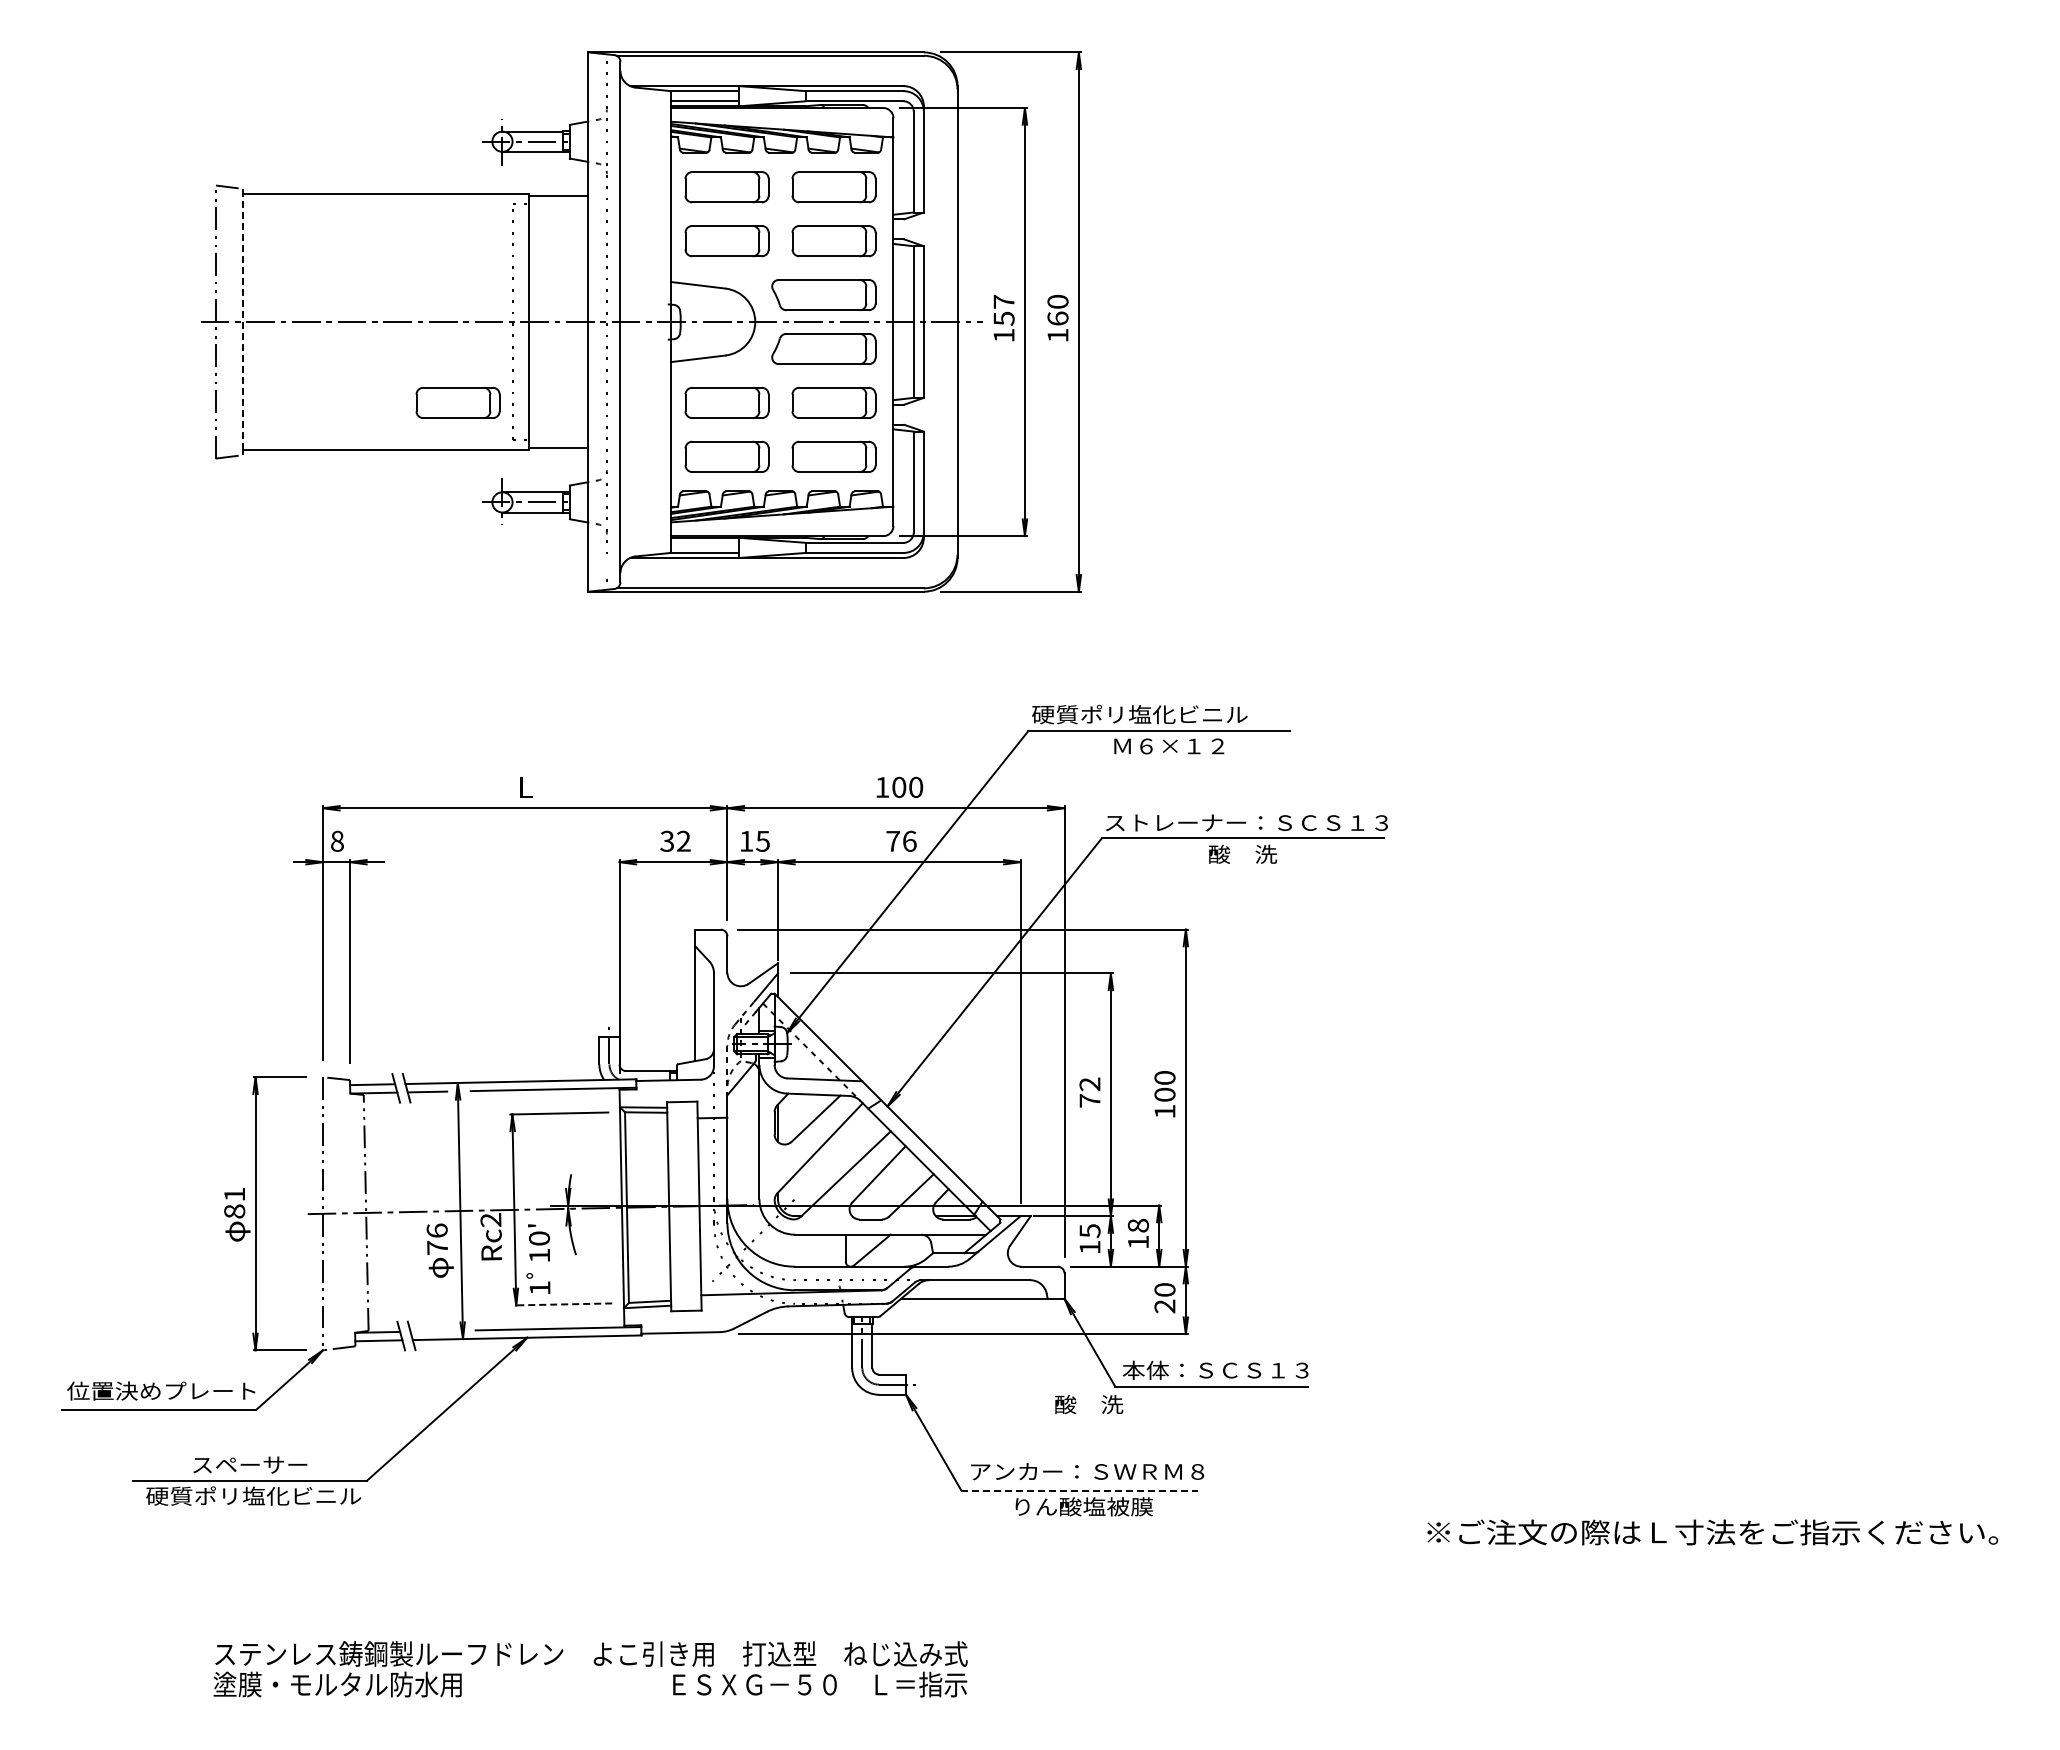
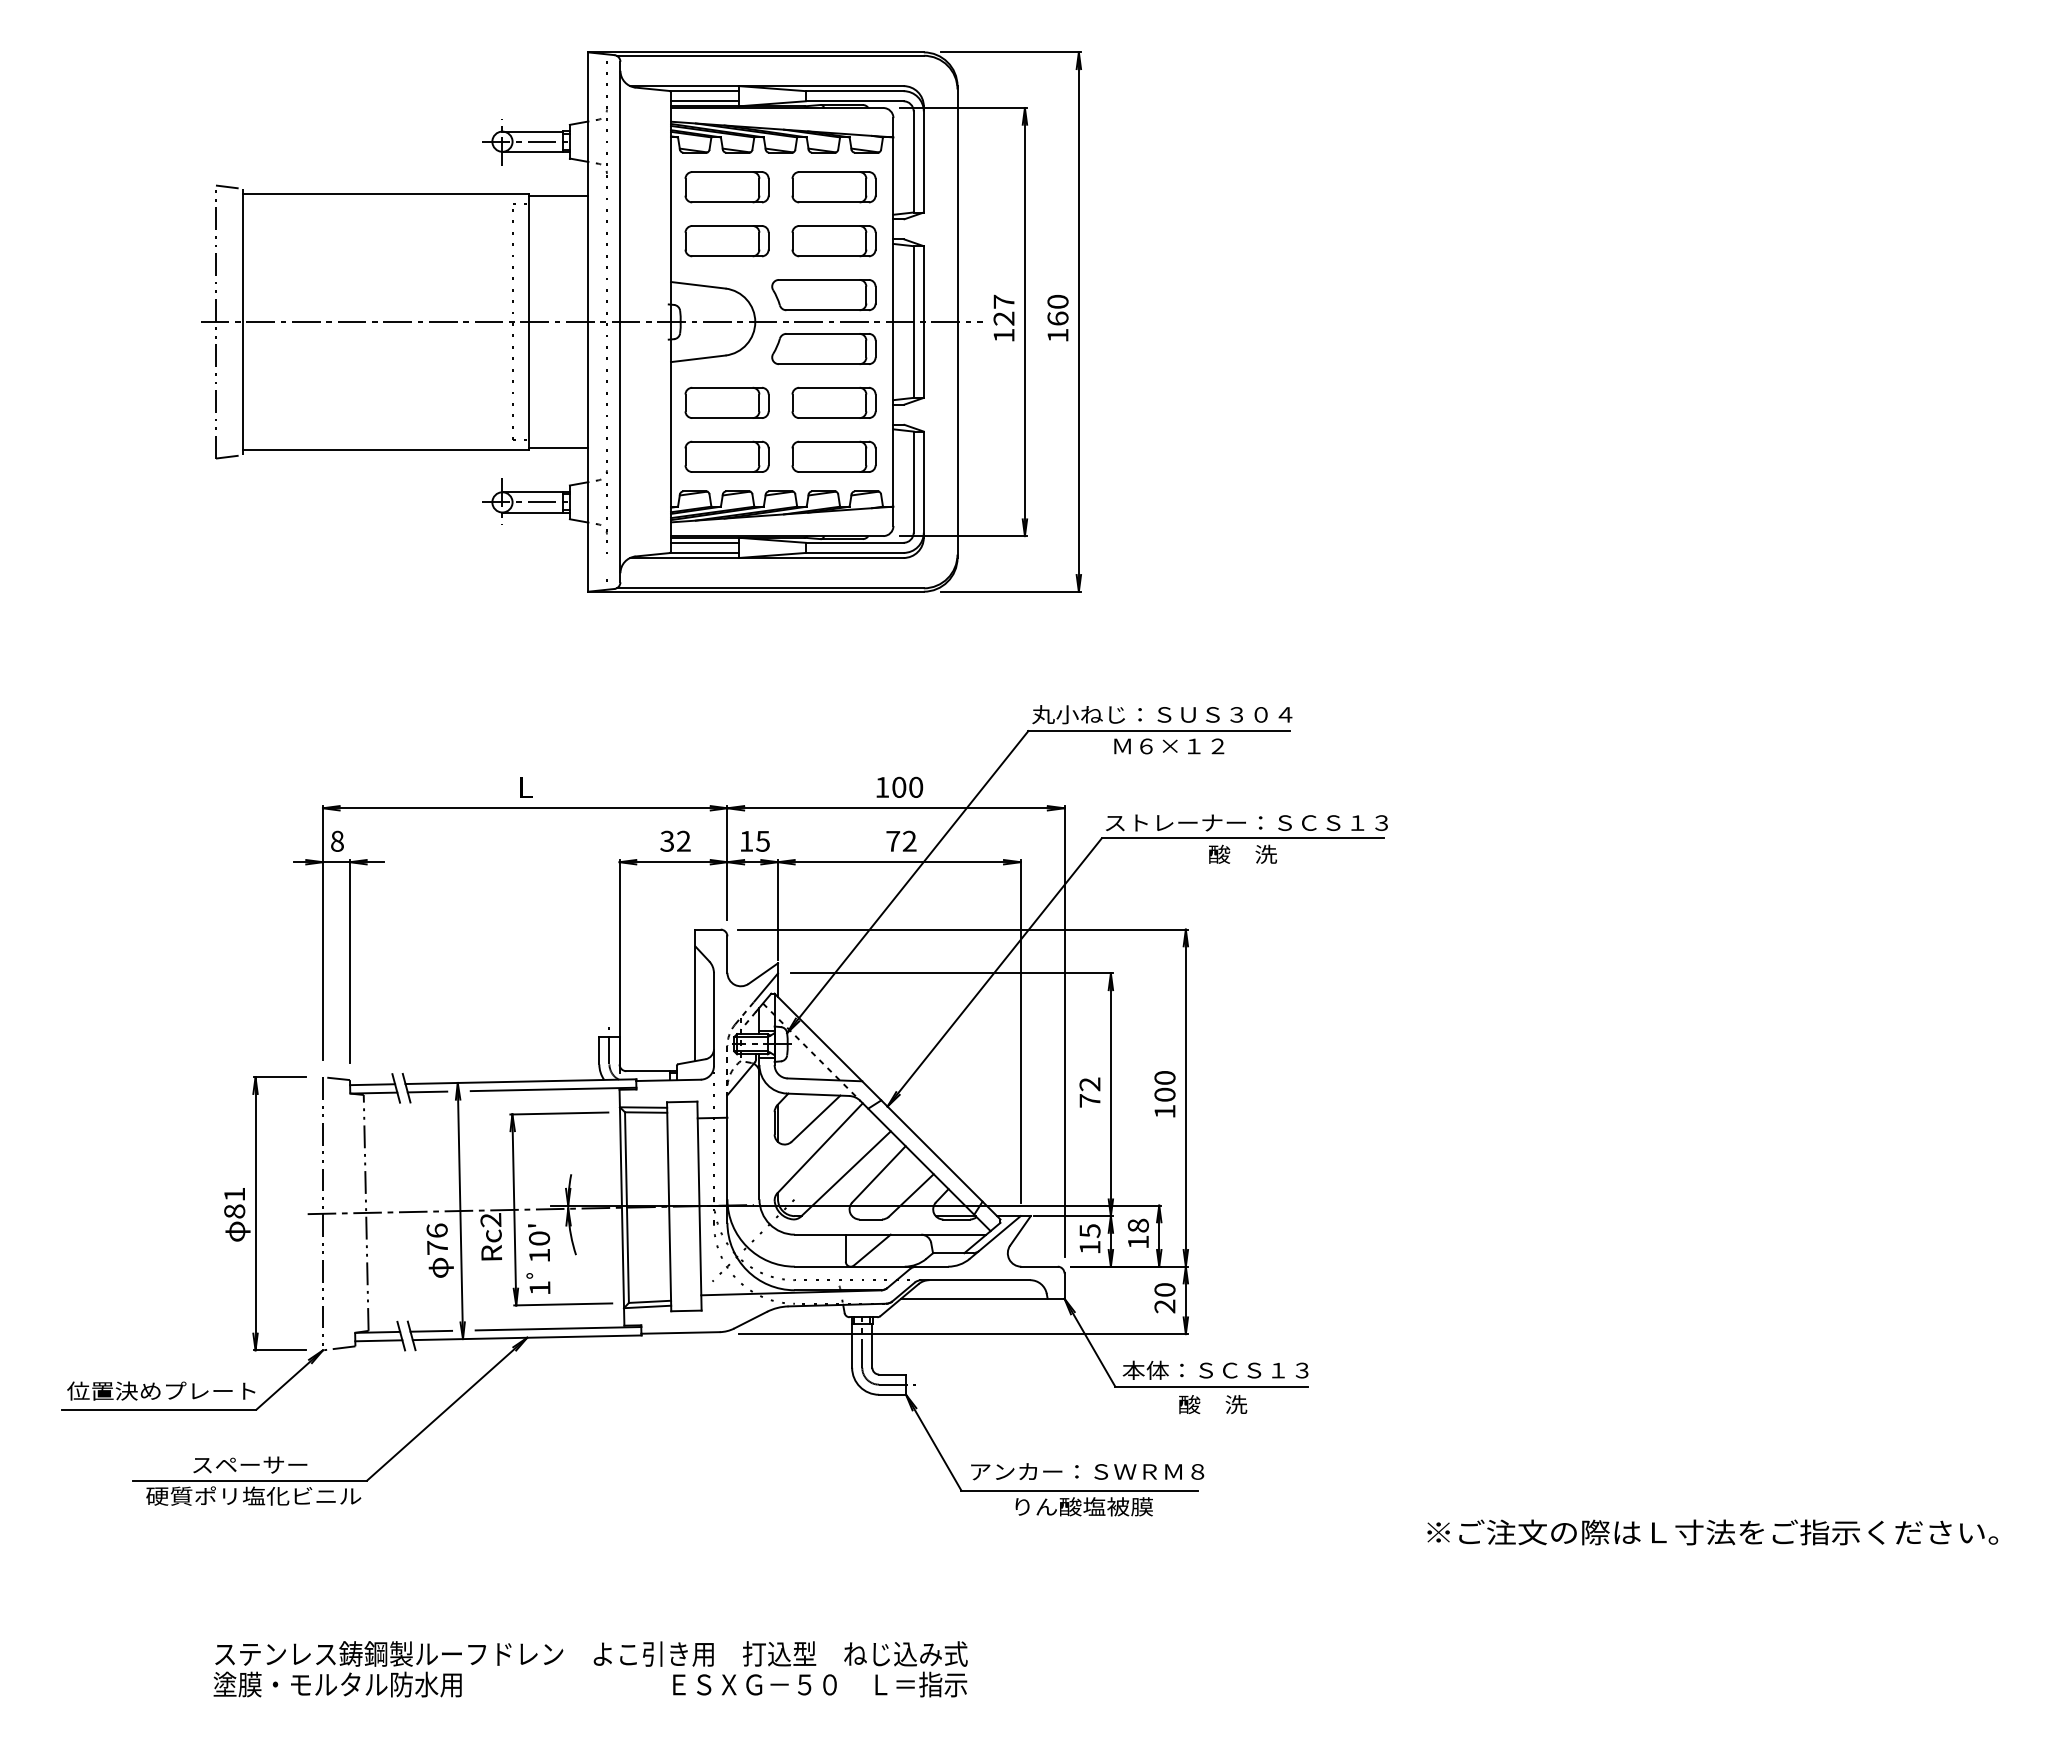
text: 157 -> 127 (1003, 318)
line: dashed -> solid (242, 321)
part: present -> none (457, 402)
line: none -> present (704, 542)
text: 硬質ポリ塩化ビニル -> 丸小ねじ：ＳＵＳ３０４ (1162, 714)
text: 76 -> 72 (909, 840)
line: dashed -> solid (562, 1304)
line: none -> present (431, 1330)
text position: (1089, 1404) -> (1213, 1404) (1213, 1404)
line: dashed -> solid (1080, 1490)
